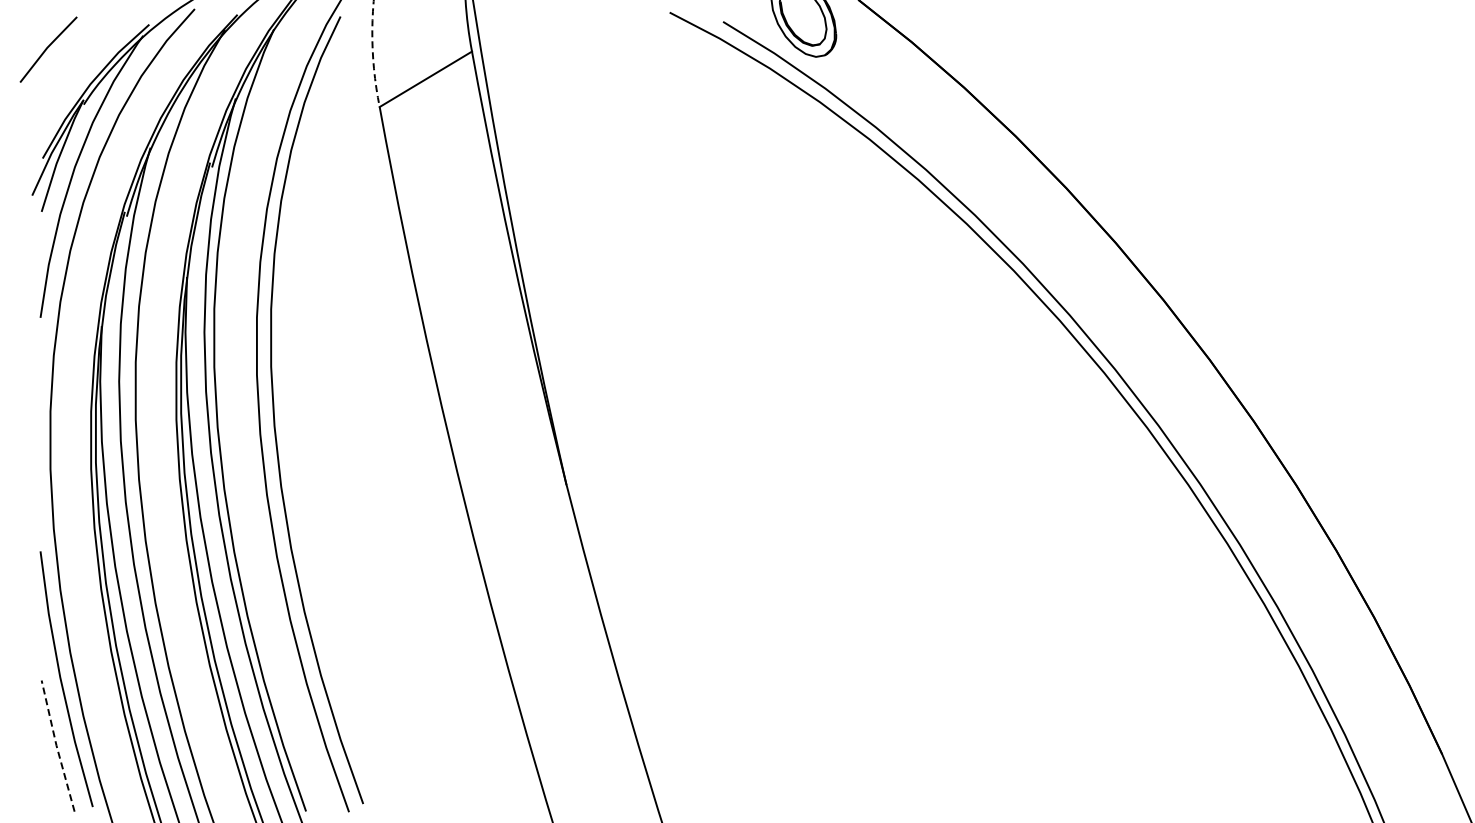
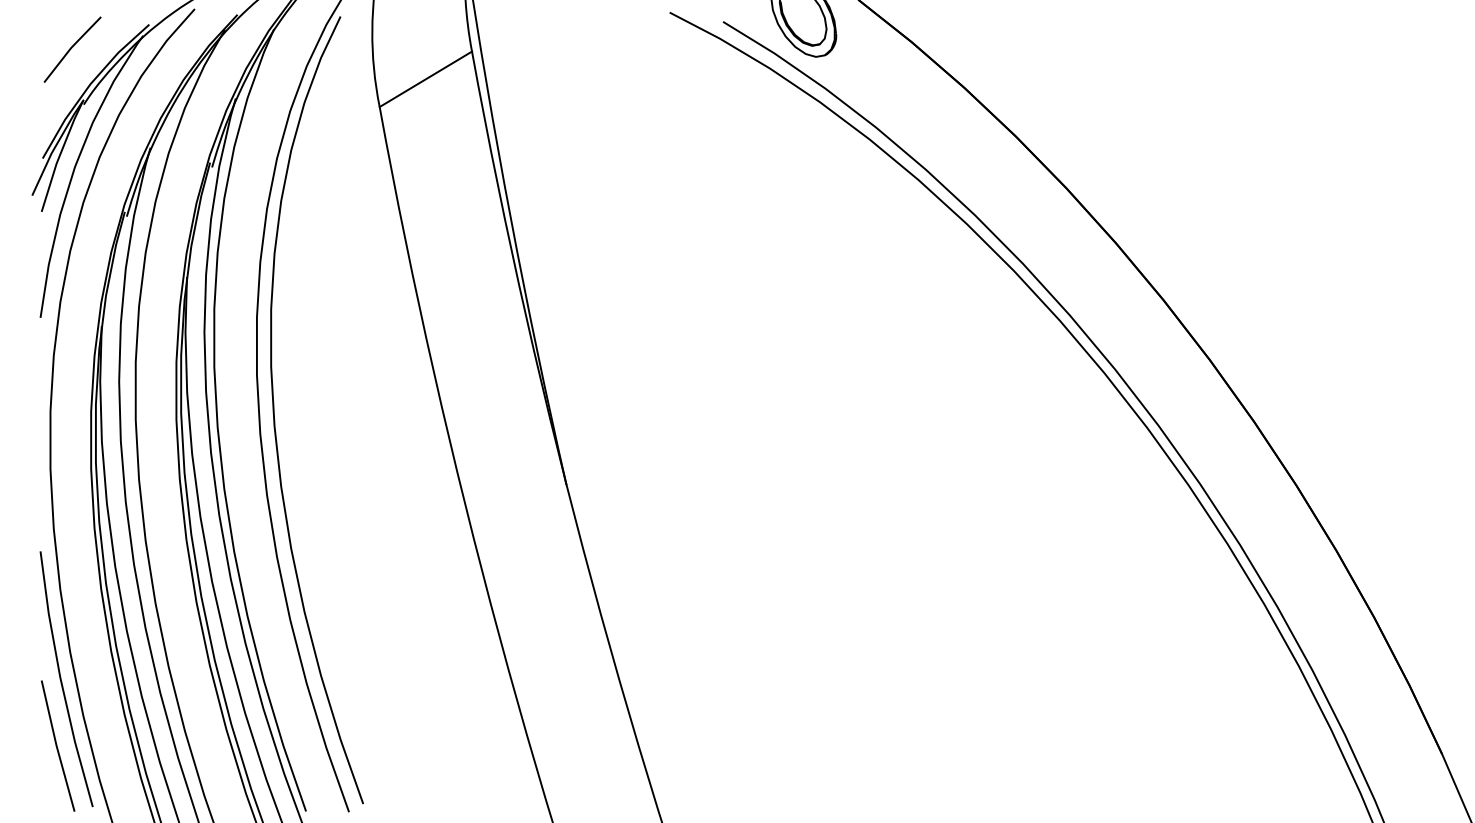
line position: (48, 48) -> (72, 48) (72, 48)
arc: dashed -> solid (372, 53)
line: dashed -> solid (56, 745)
